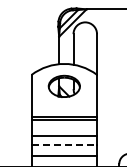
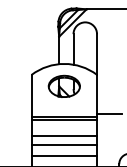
line: none -> present (109, 113)
line: dashed -> solid (64, 145)
